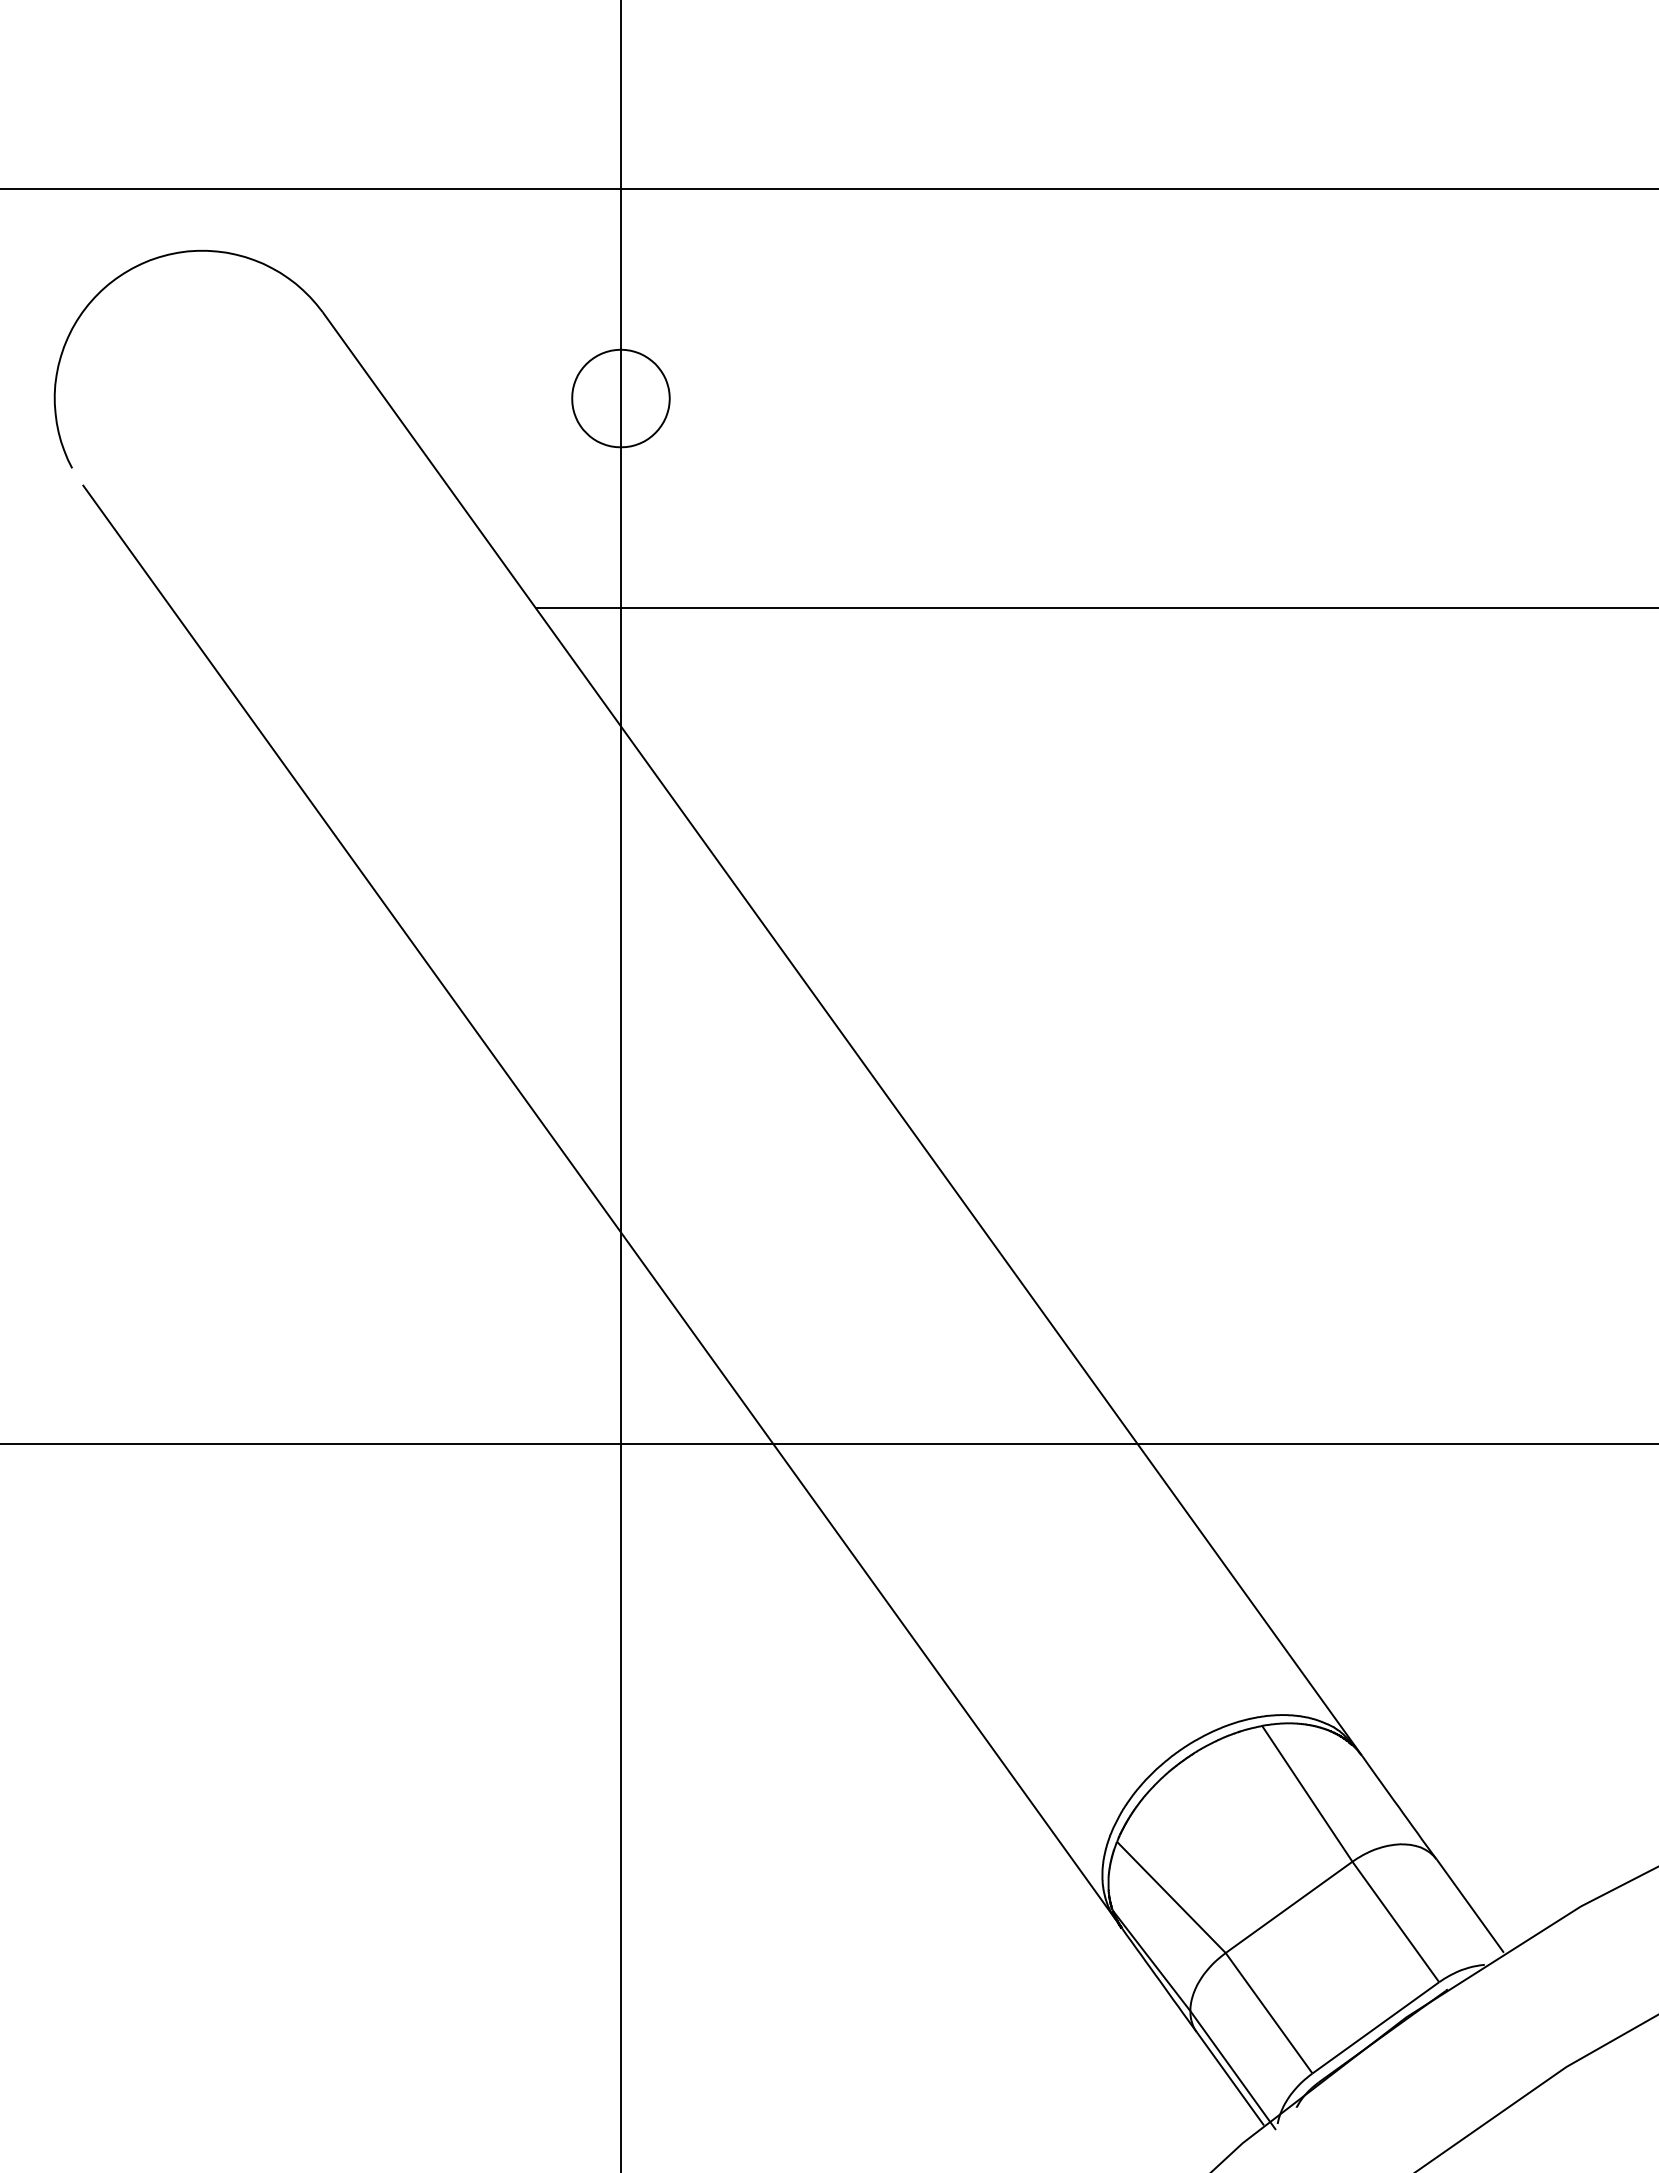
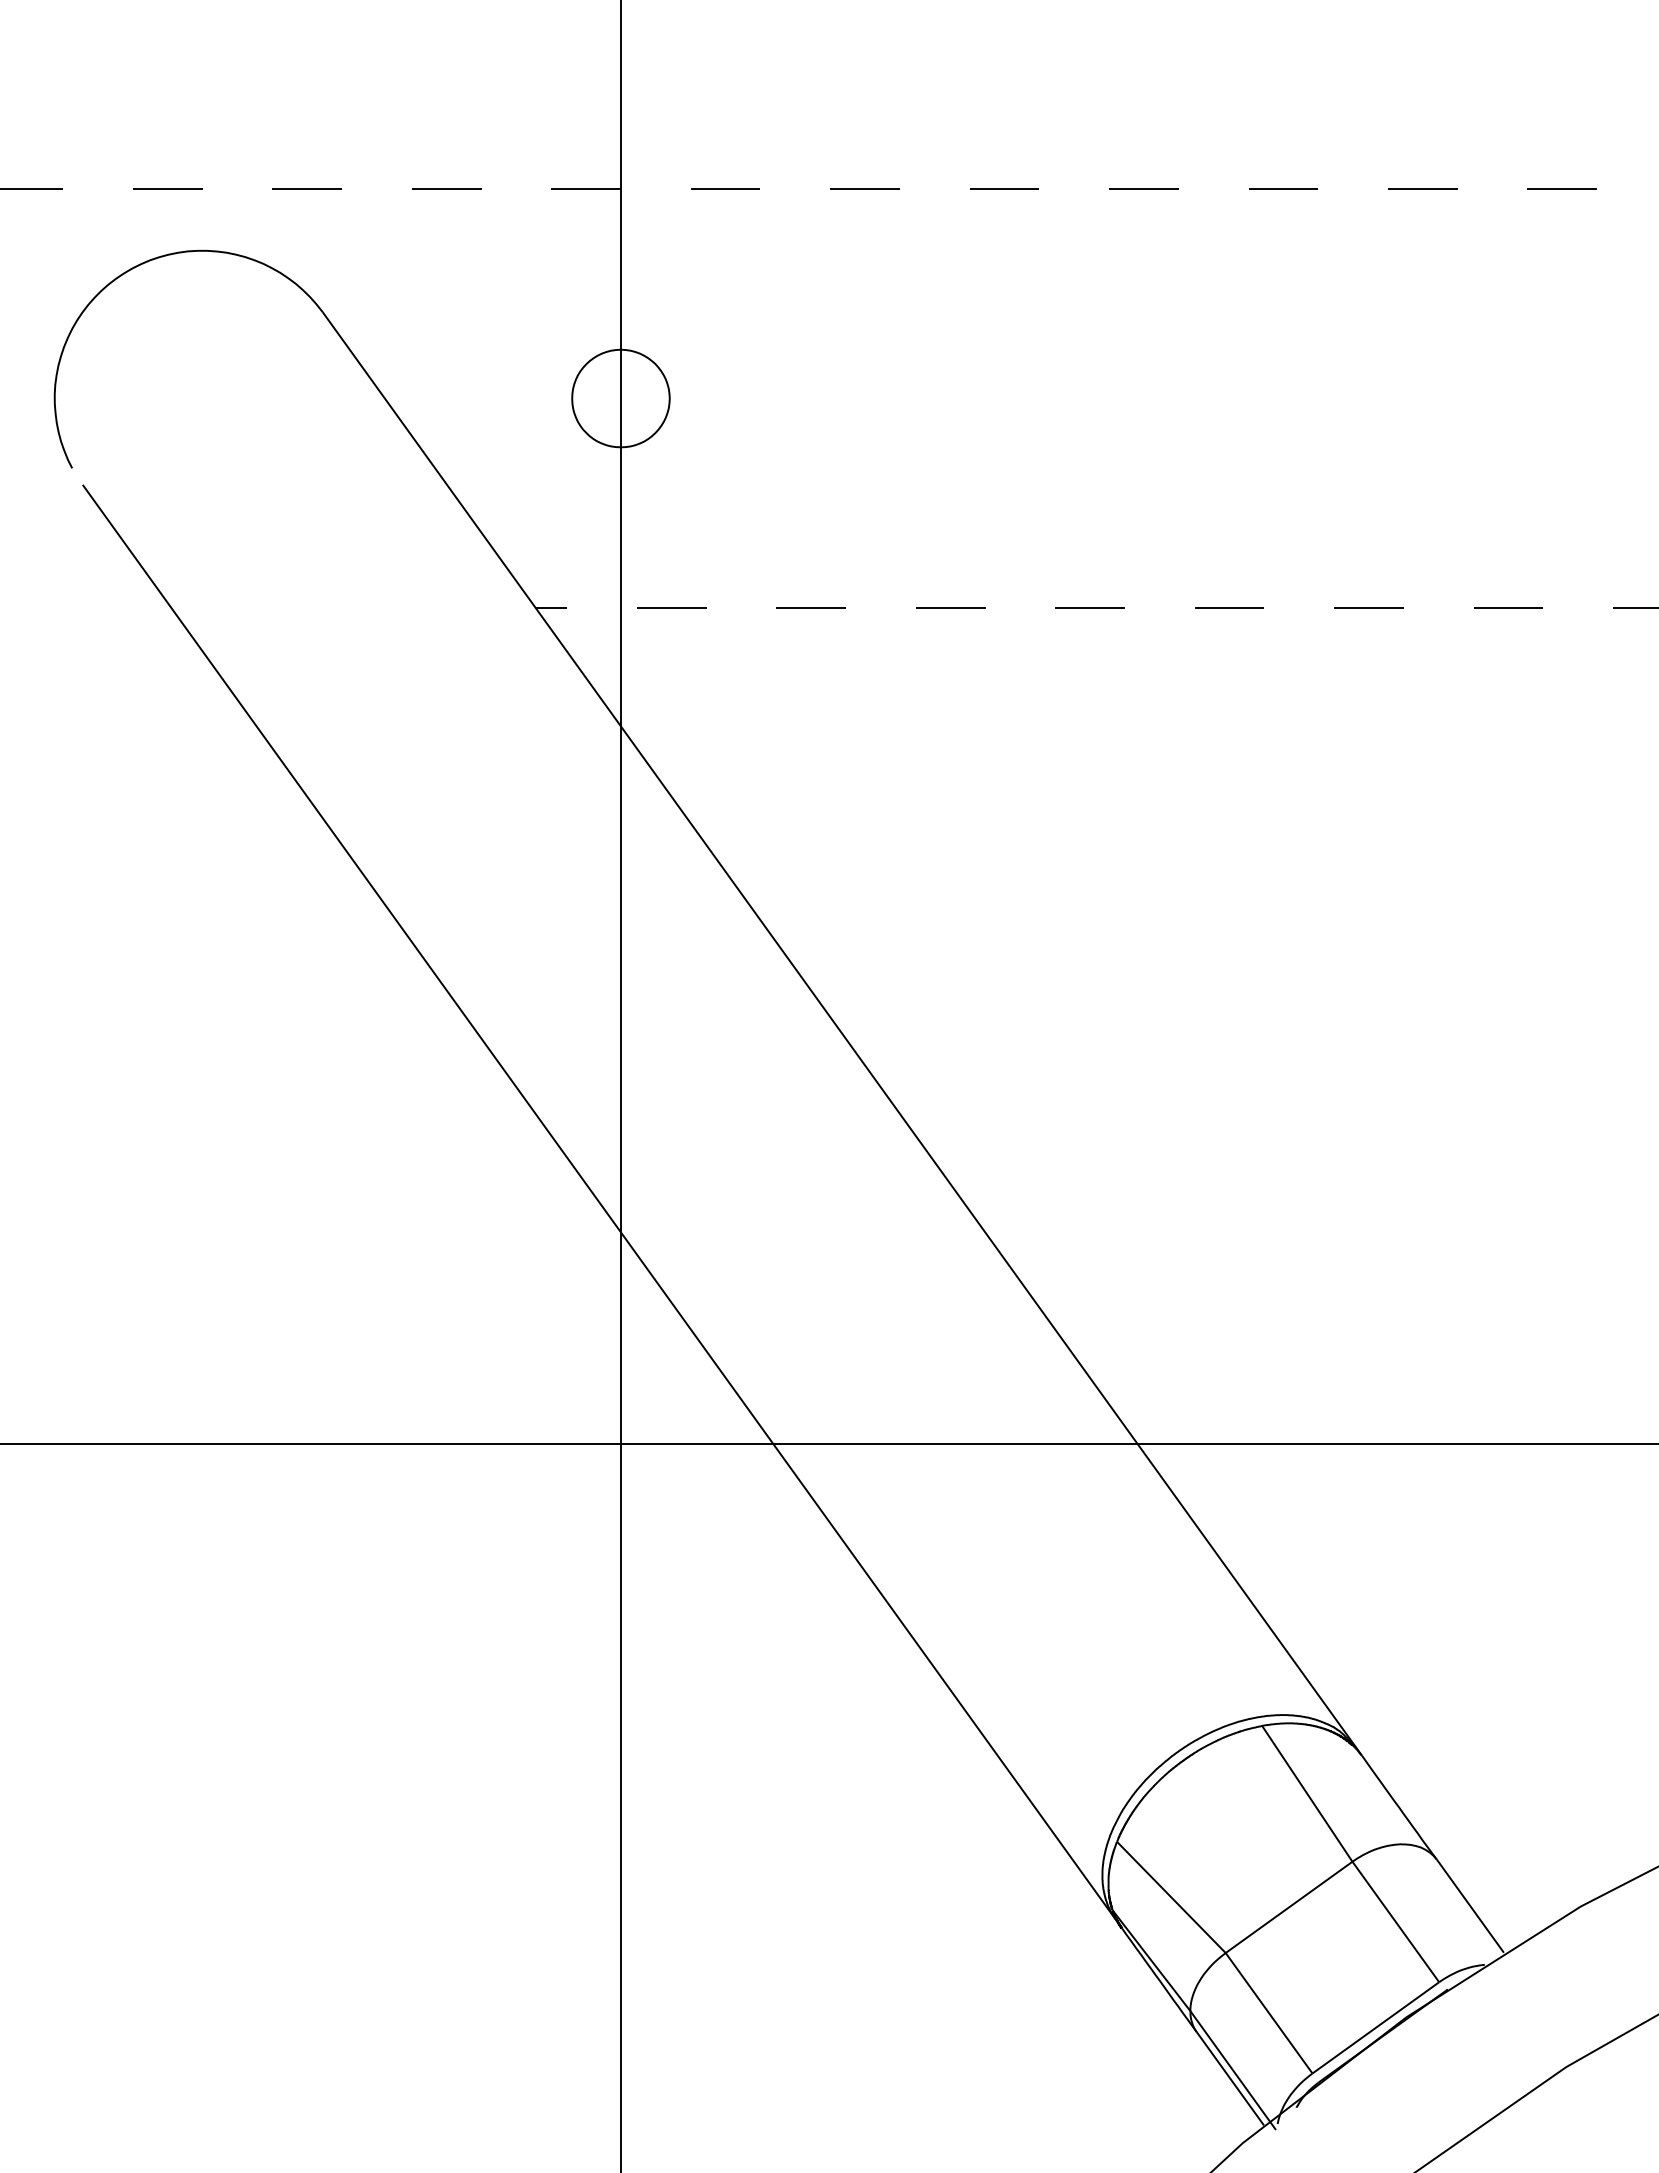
line: solid -> dashed (829, 189)
line: solid -> dashed (1096, 607)
